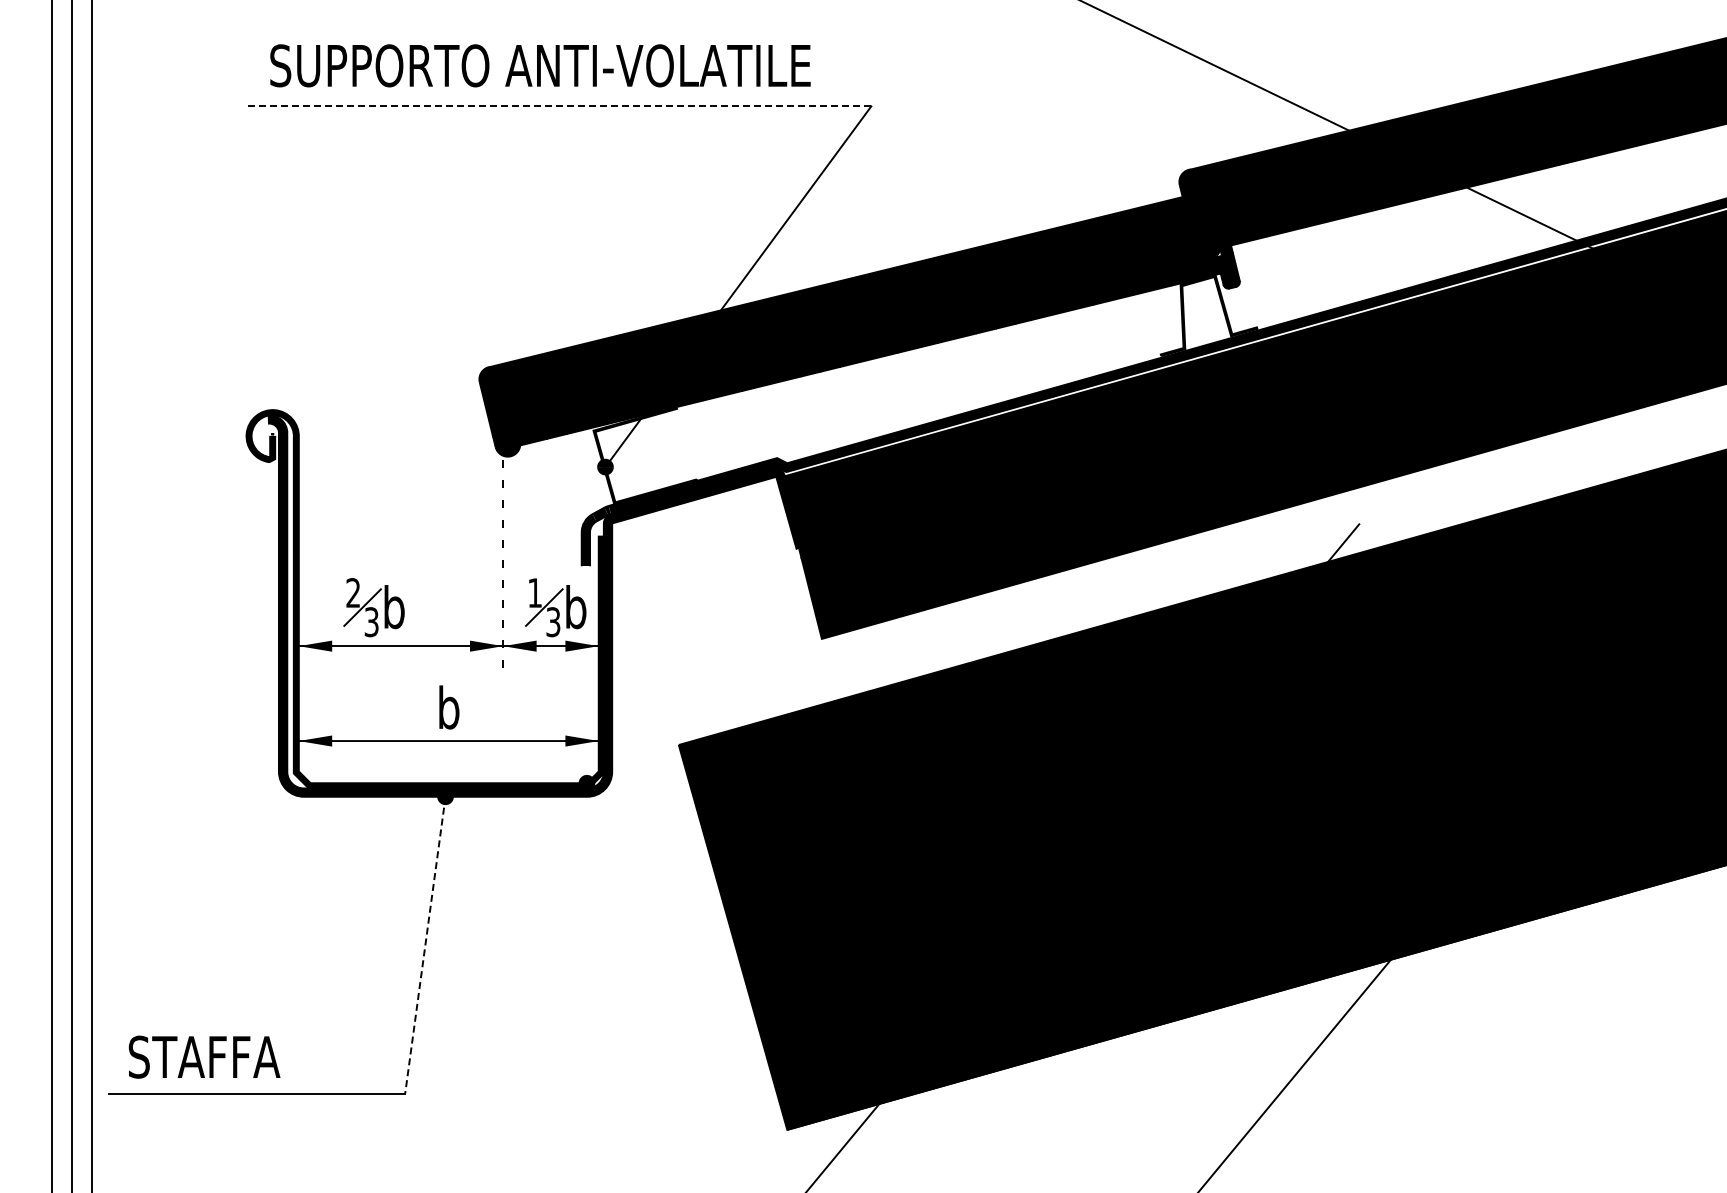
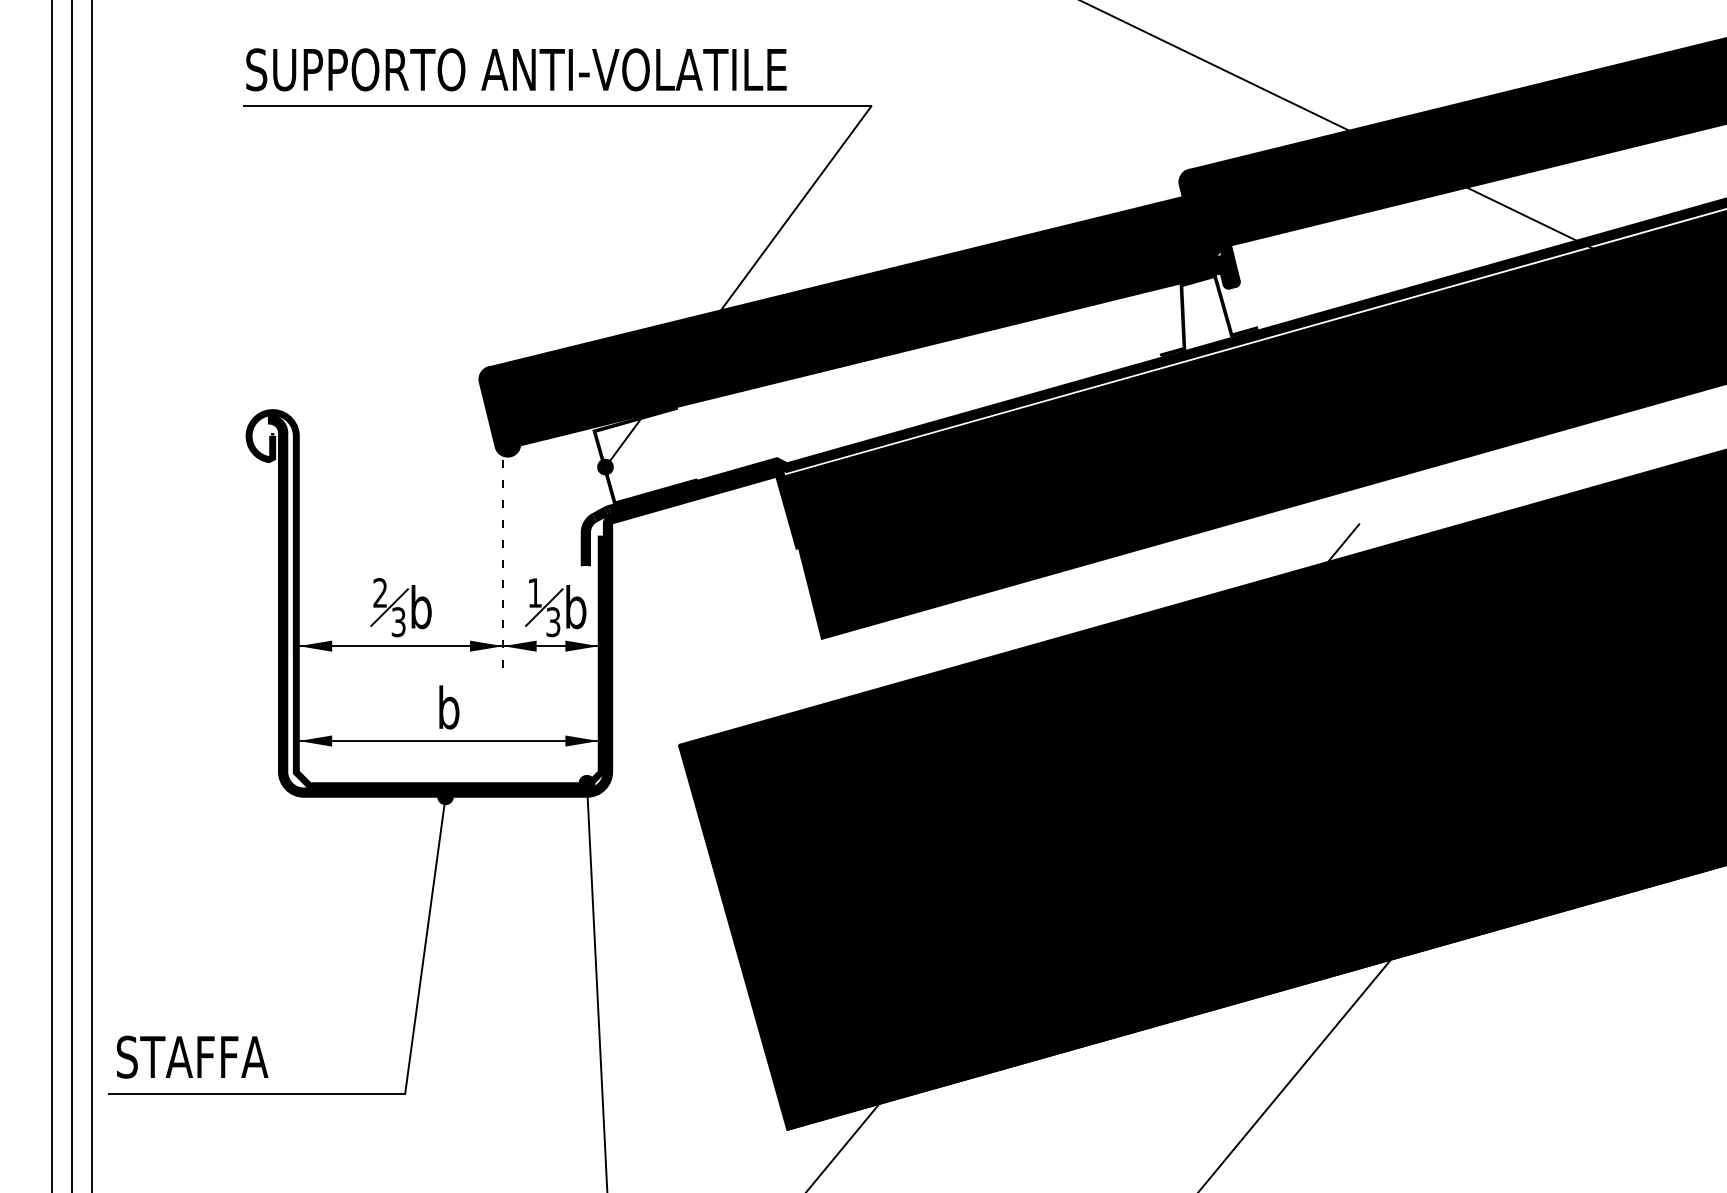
text position: (540, 65) -> (516, 69) (516, 69)
line: dashed -> solid (557, 106)
part position: (373, 607) -> (400, 607) (400, 607)
line: dashed -> solid (425, 945)
line: none -> present (596, 986)
text position: (204, 1056) -> (192, 1056) (192, 1056)
